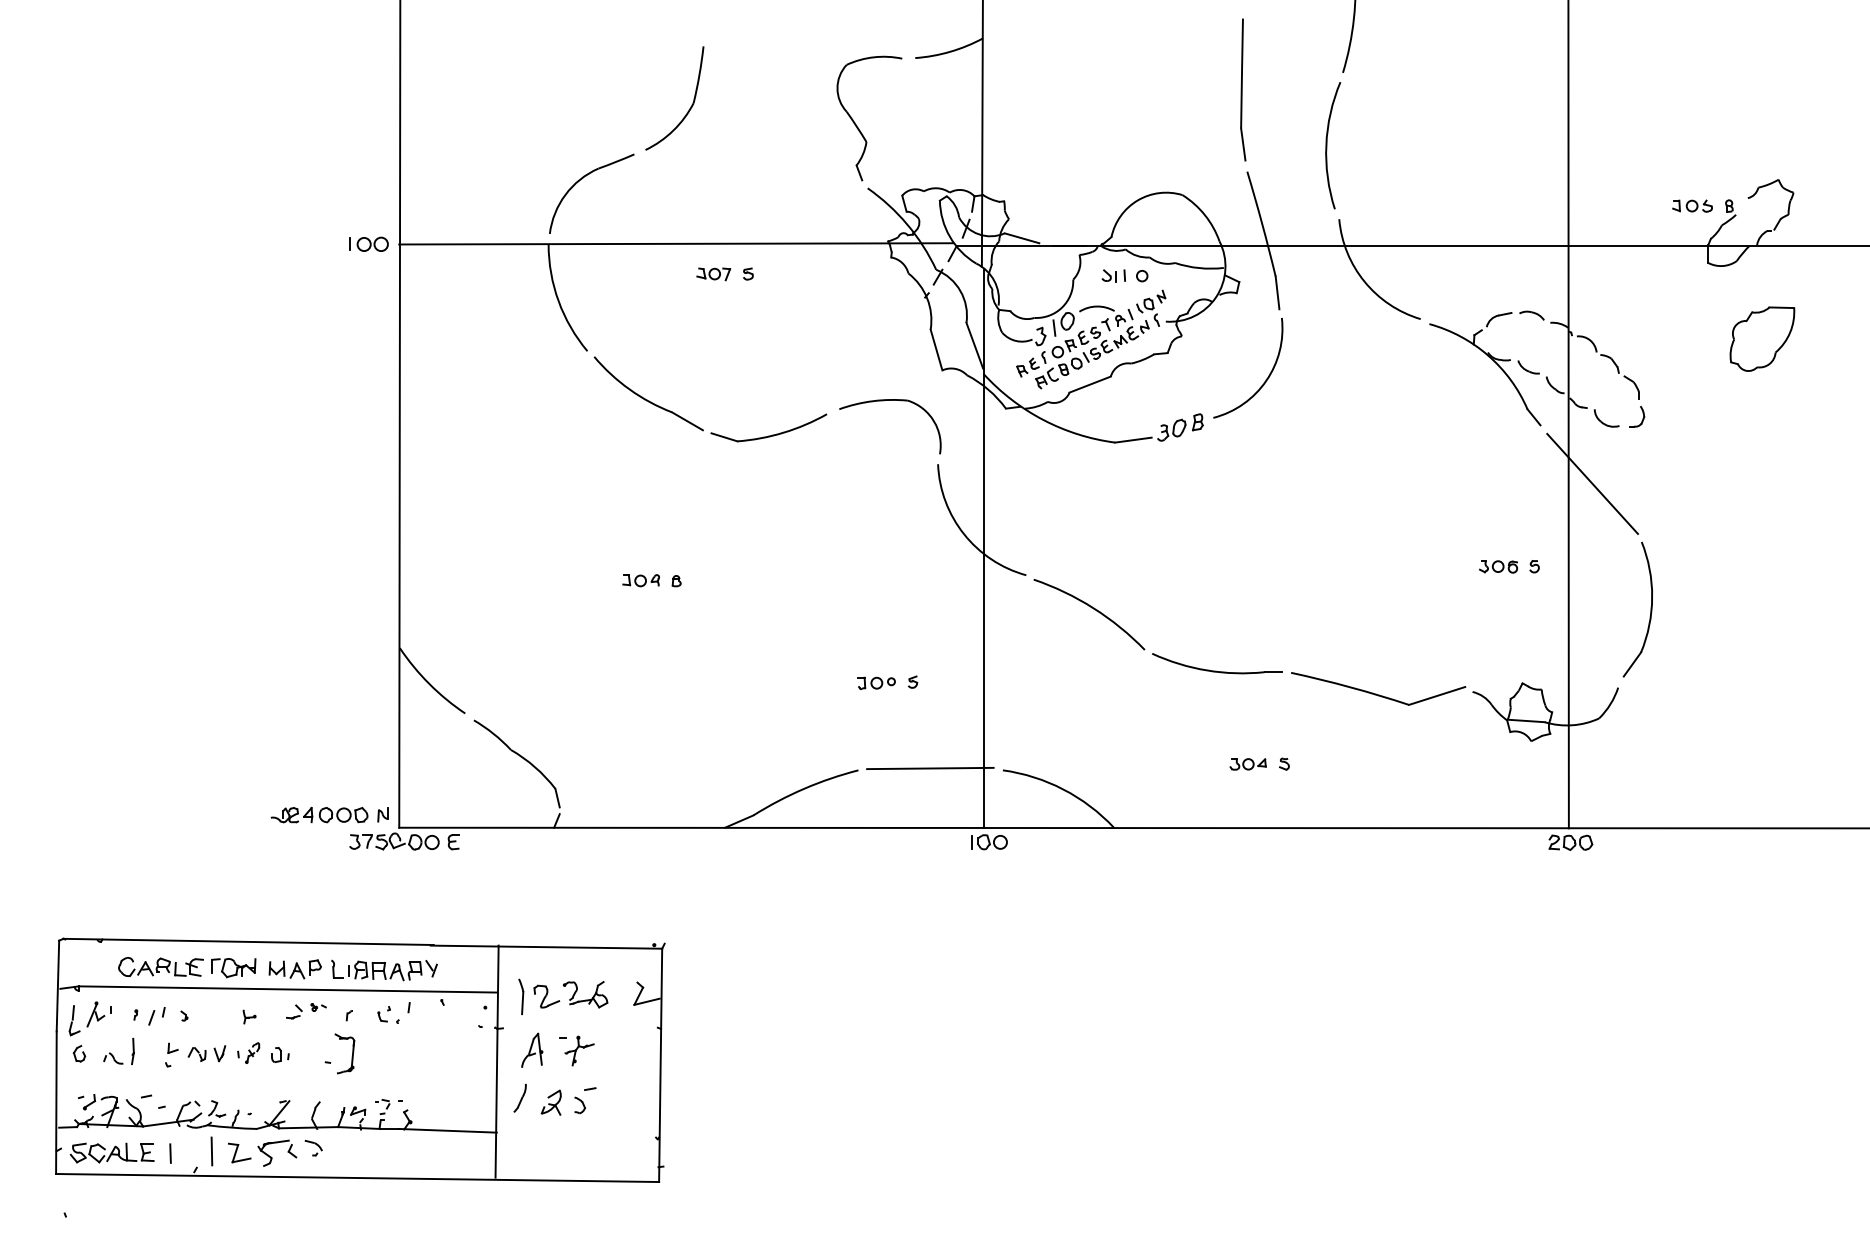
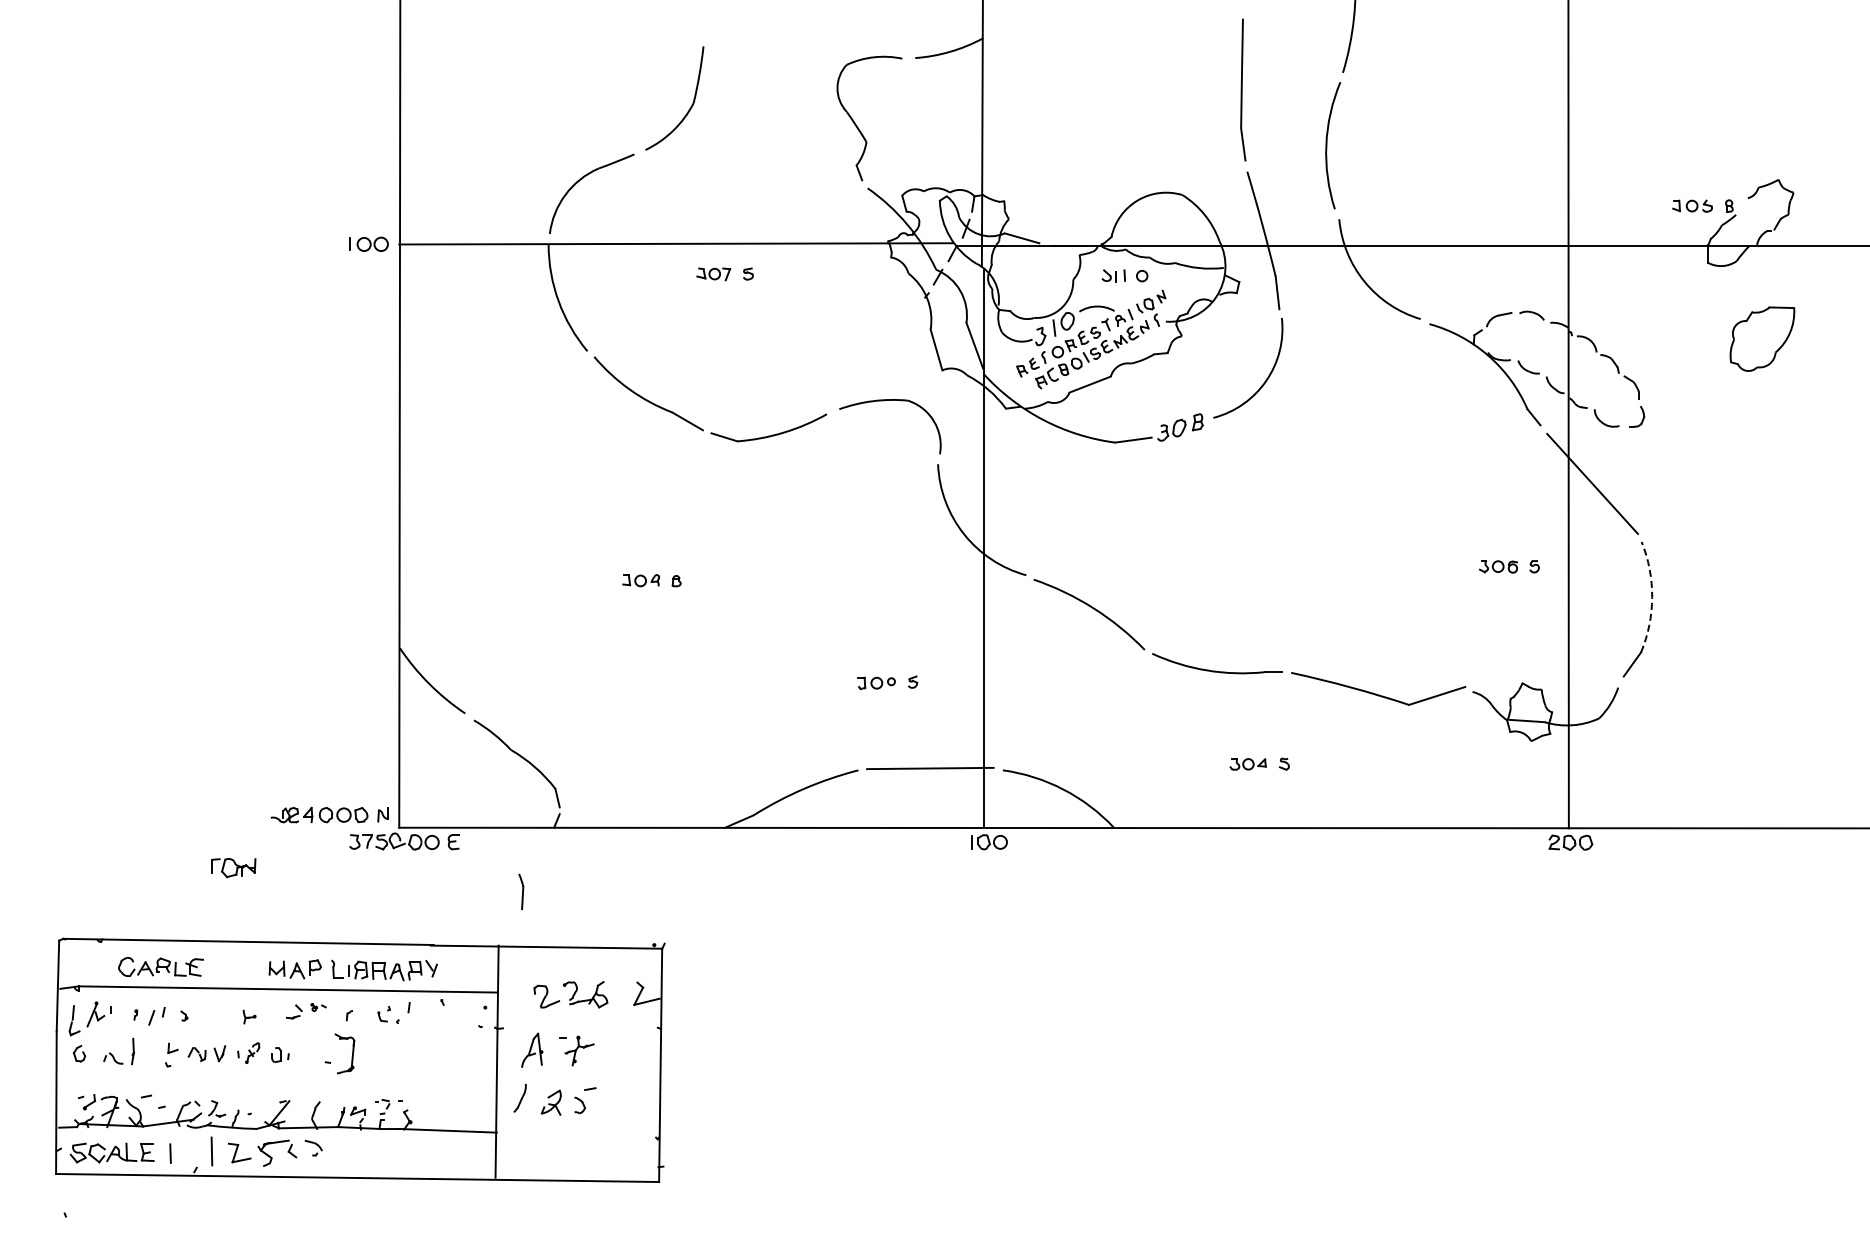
arc: solid -> dashed (1652, 597)
part position: (233, 968) -> (233, 868) (233, 868)
part position: (521, 996) -> (521, 891) (521, 891)
